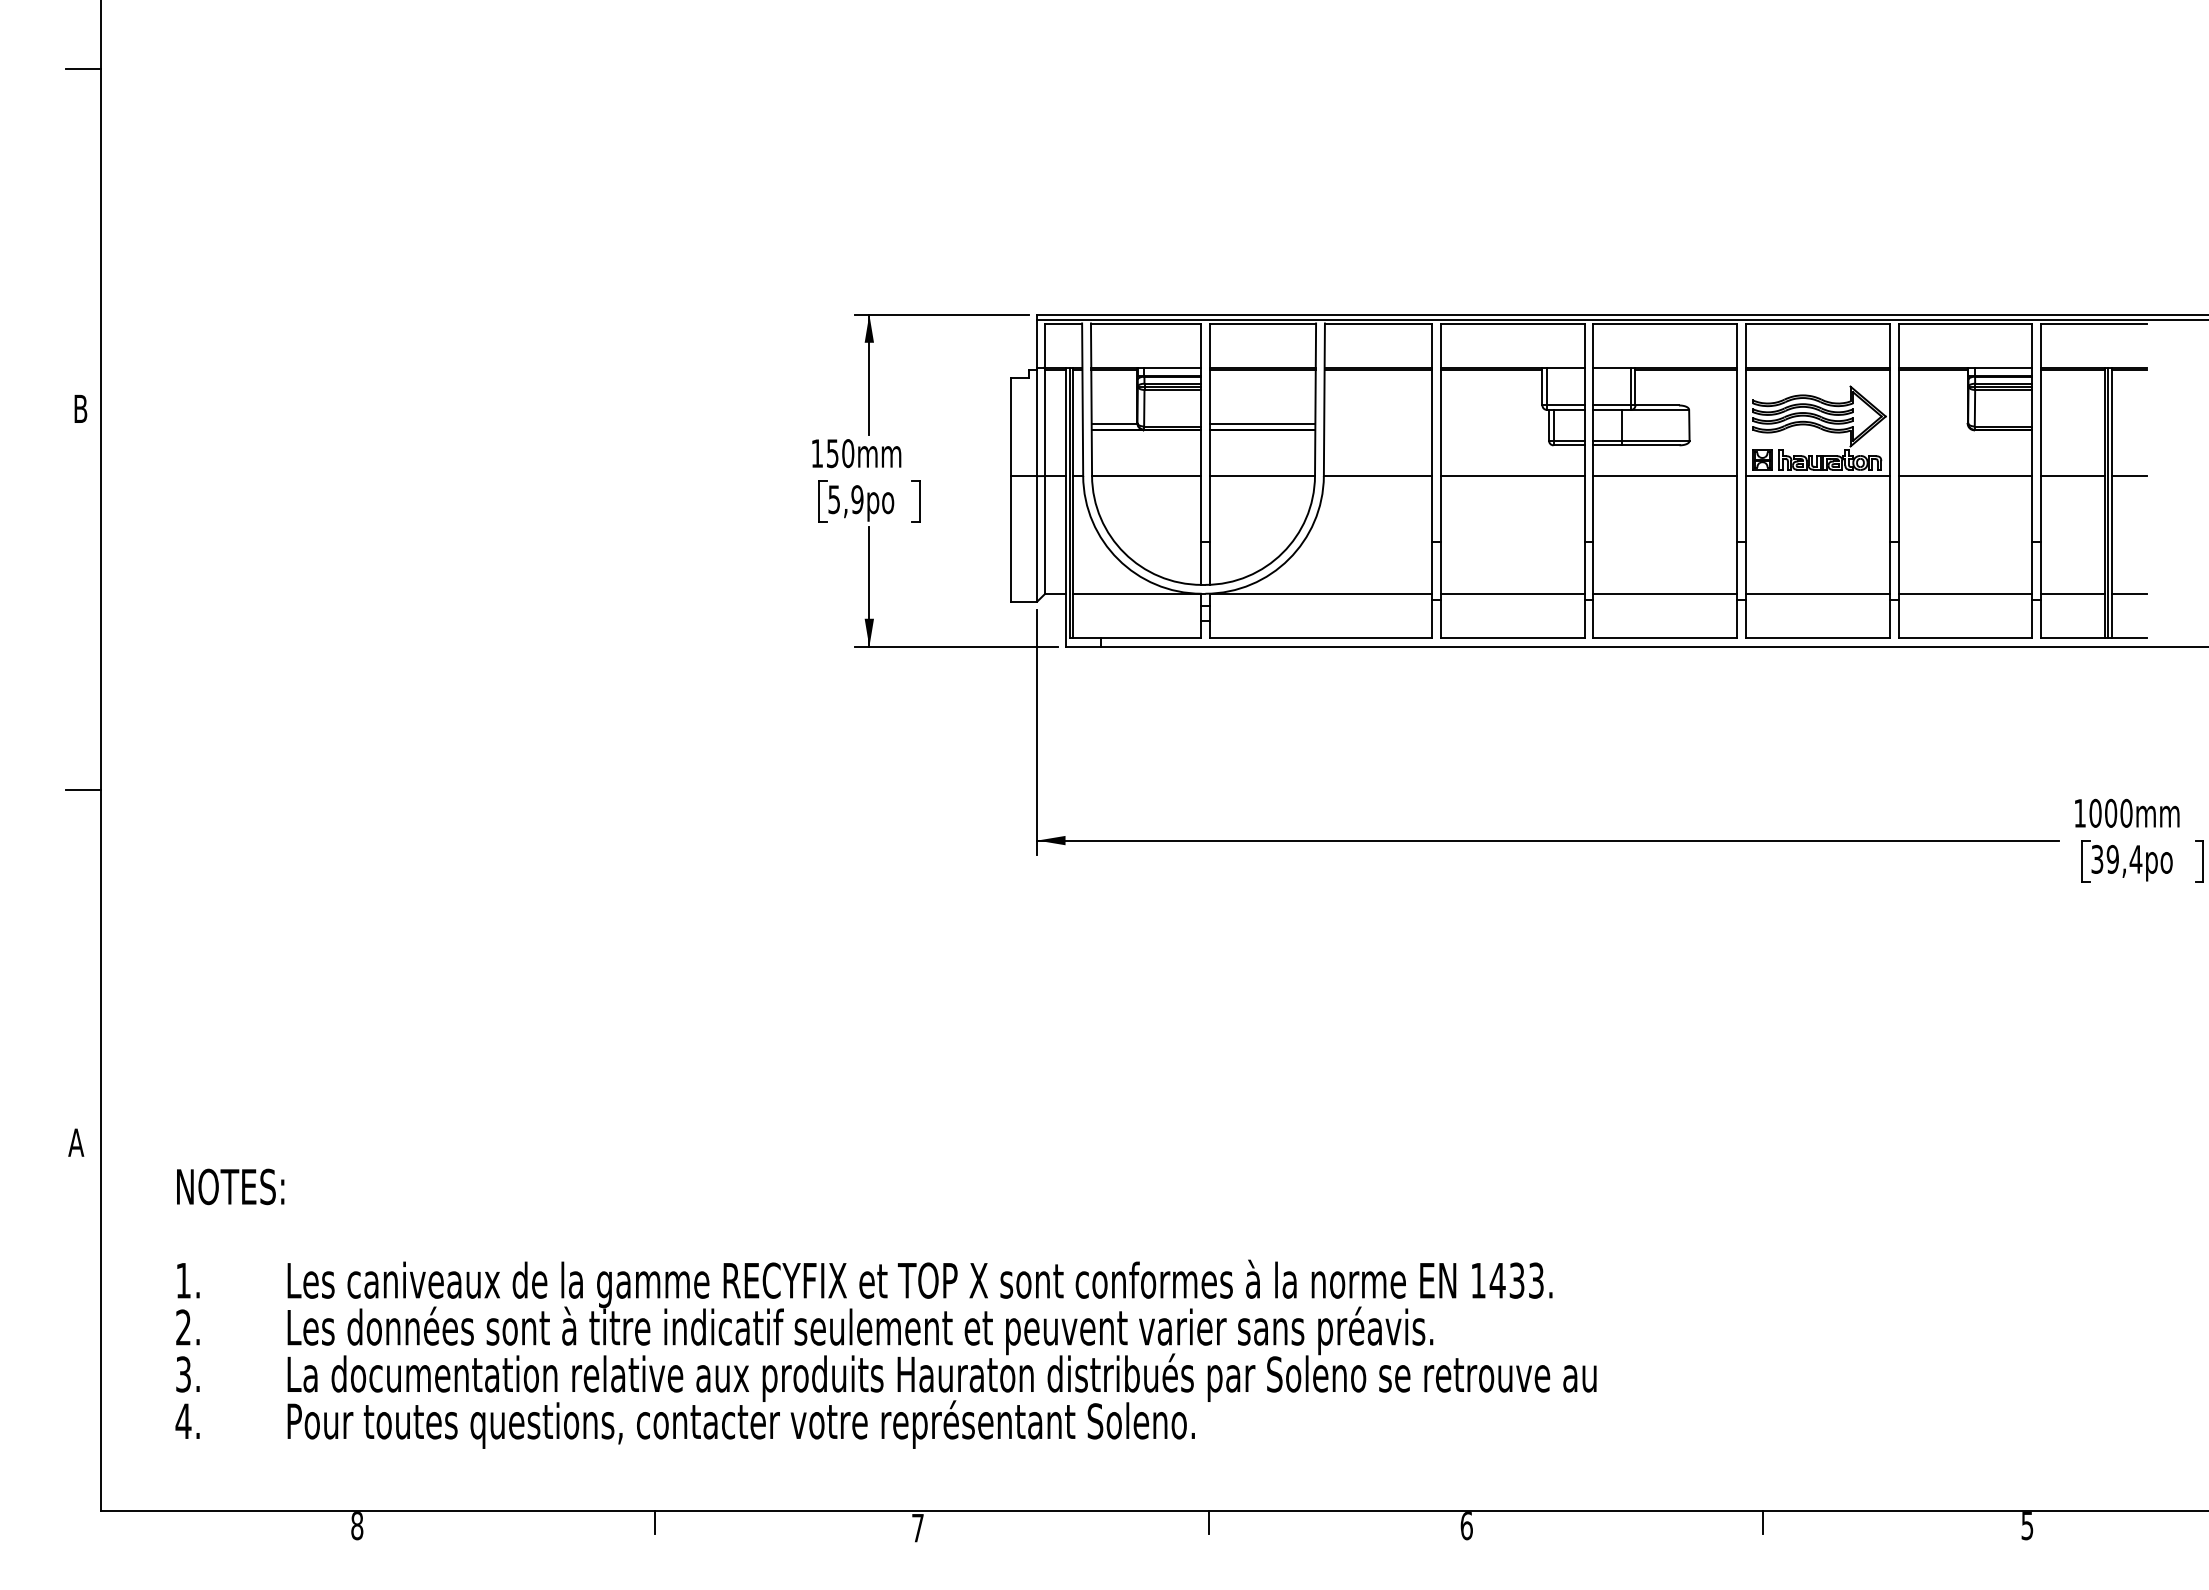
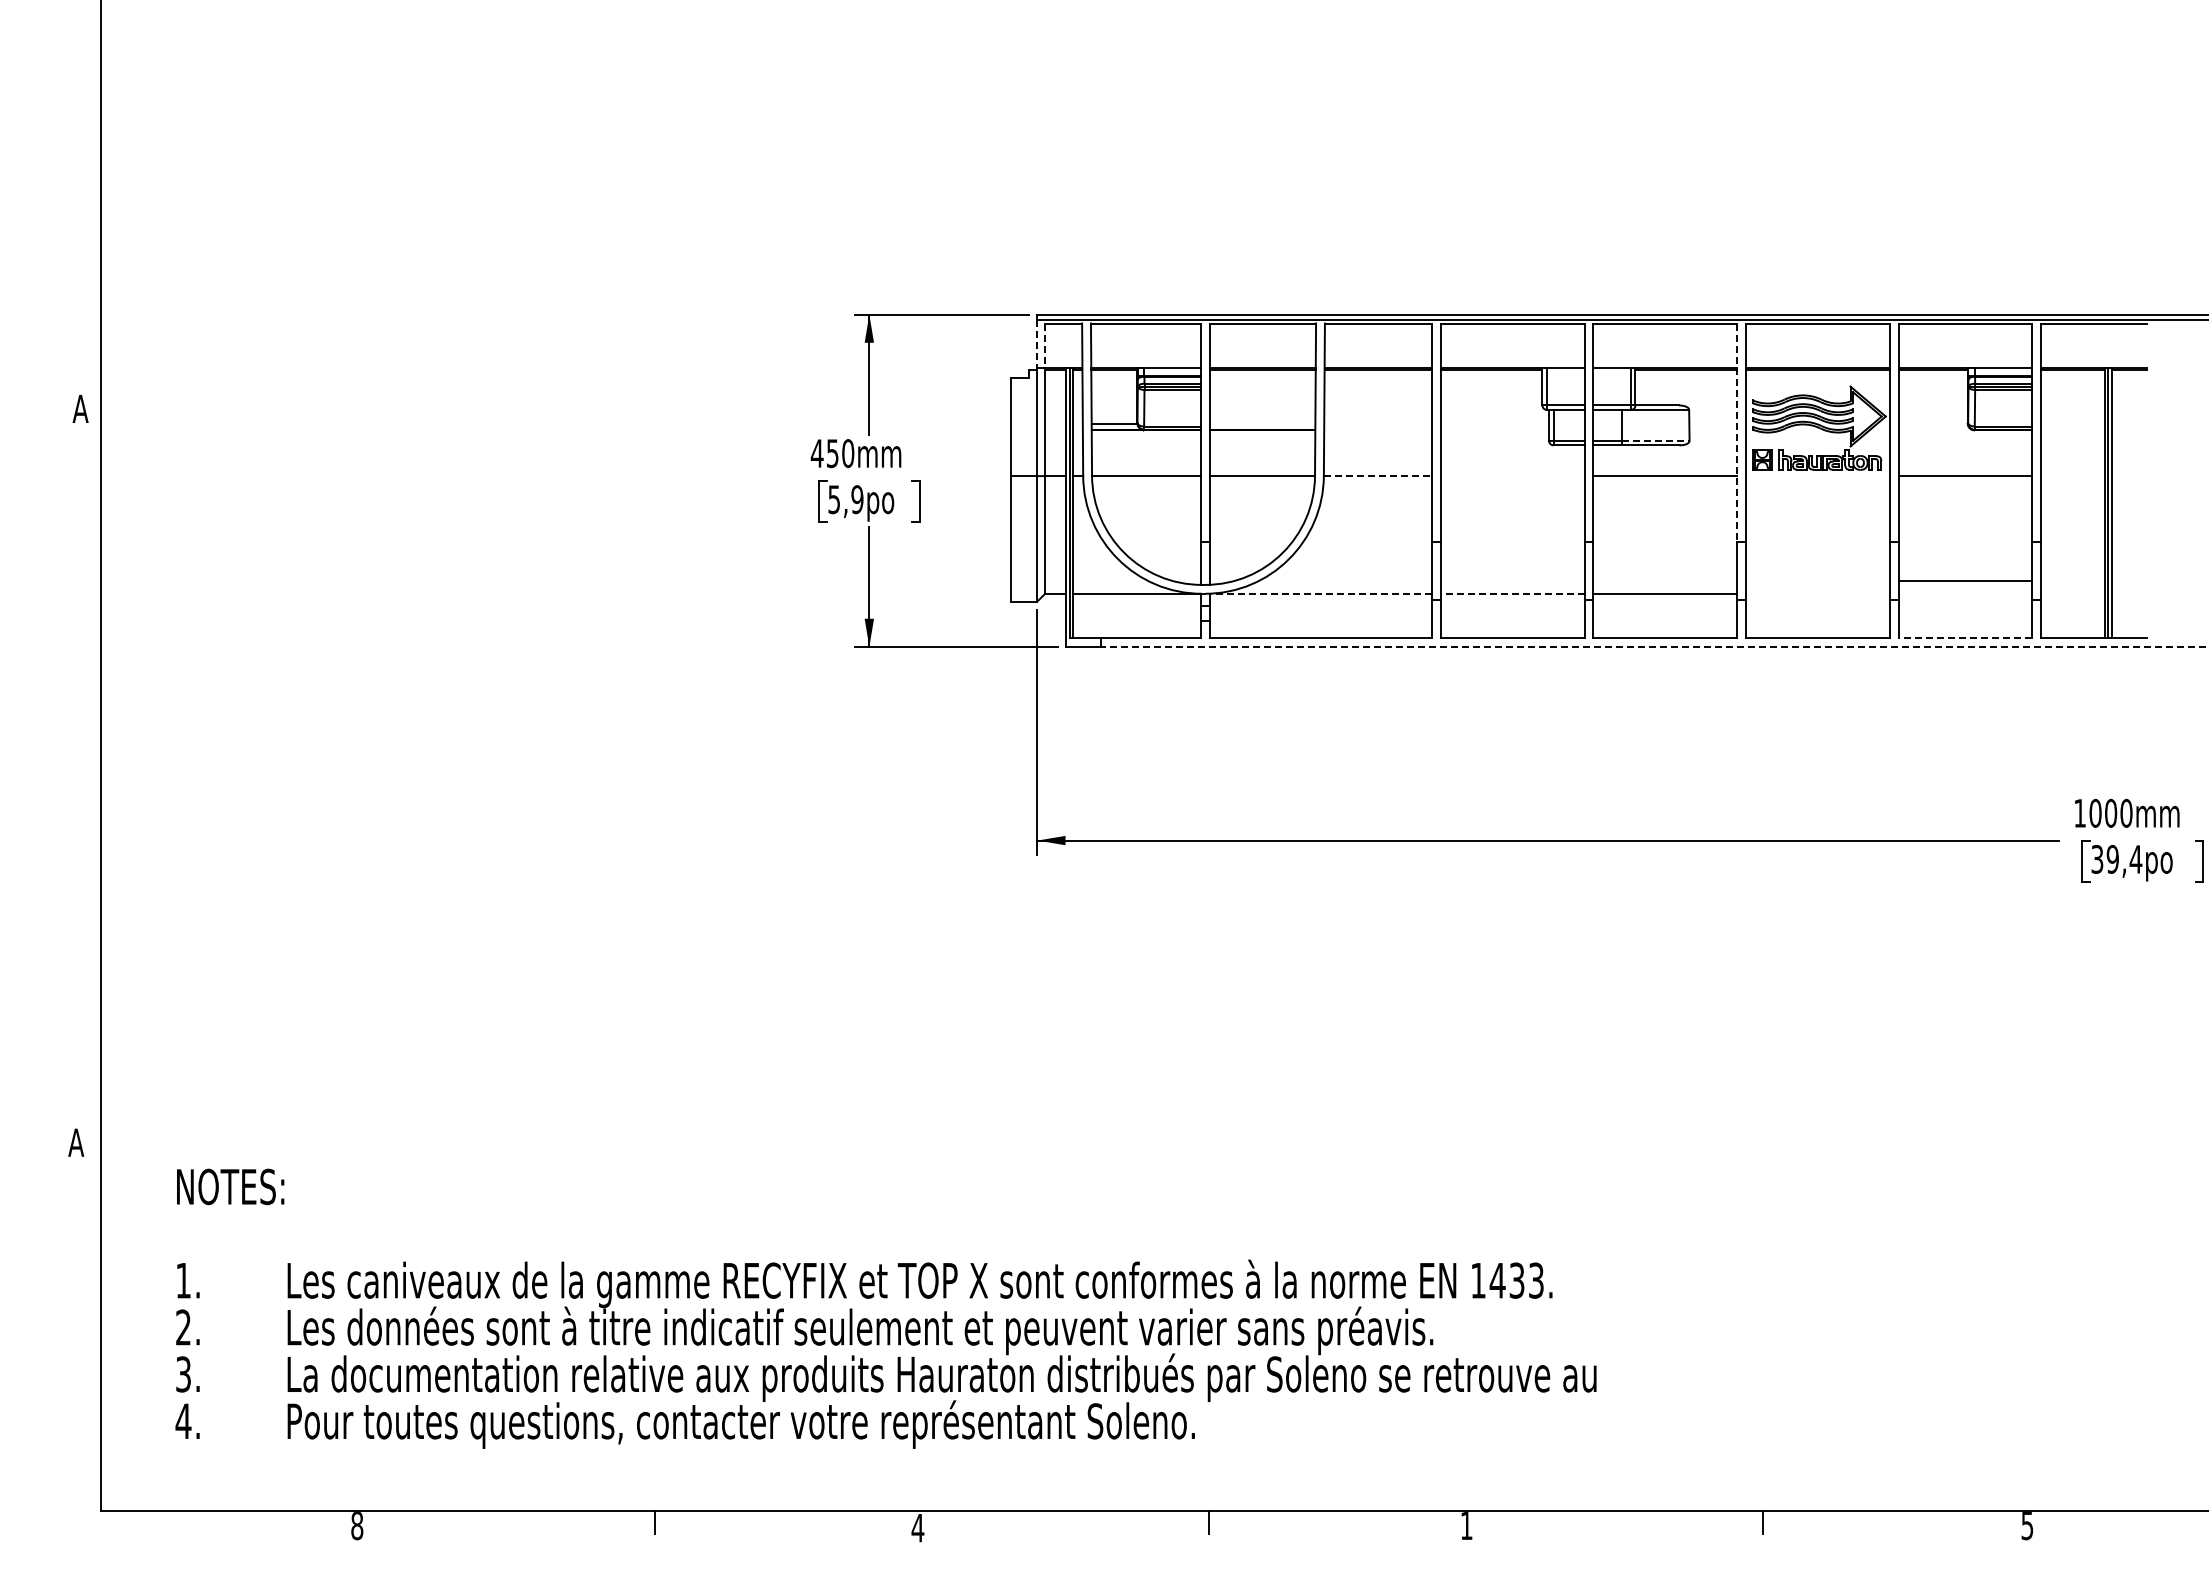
line: present -> none (83, 68)
line: solid -> dashed (1037, 343)
line: solid -> dashed (1045, 346)
text: B -> A (80, 408)
line: present -> none (1262, 423)
line: solid -> dashed (1737, 433)
line: solid -> dashed (1655, 440)
text: 150mm -> 450mm (816, 453)
line: solid -> dashed (1377, 476)
line: present -> none (1512, 476)
line: present -> none (1818, 476)
line: present -> none (2072, 476)
line: present -> none (2129, 476)
line: solid -> dashed (1320, 593)
line: solid -> dashed (1512, 593)
line: present -> none (1818, 593)
line position: (1965, 593) -> (1965, 580) (1965, 580)
line: present -> none (2072, 593)
line: present -> none (2129, 593)
line: solid -> dashed (1965, 638)
line: solid -> dashed (1654, 646)
line: present -> none (83, 789)
text: 6 -> 1 (1466, 1526)
text: 7 -> 4 (917, 1528)
